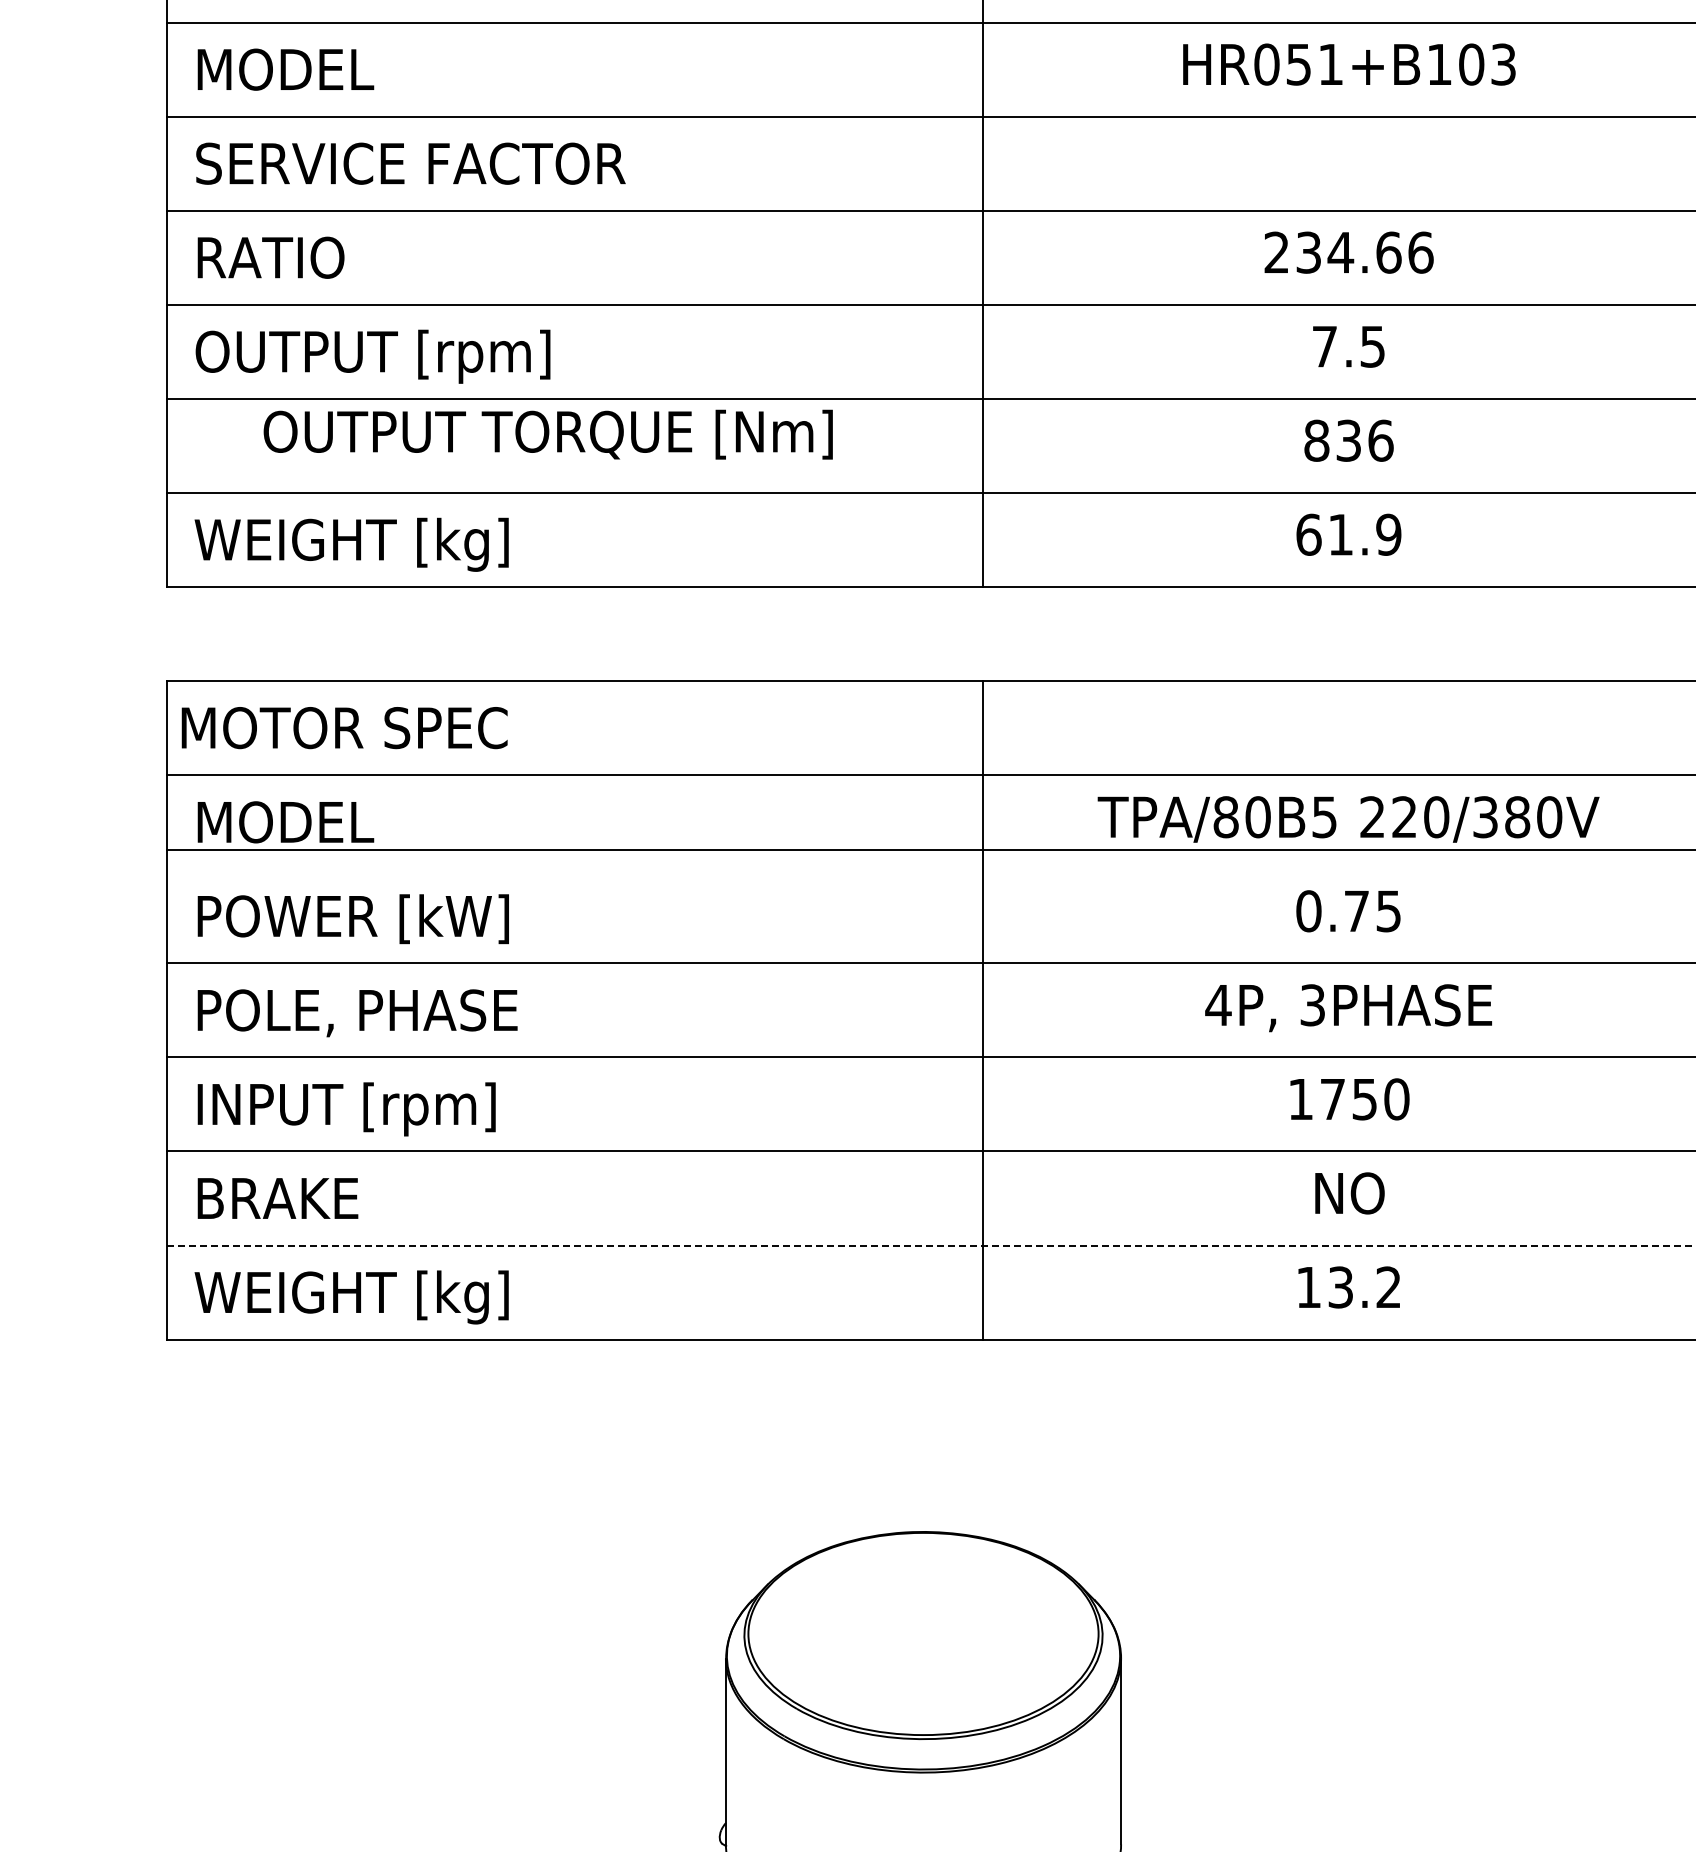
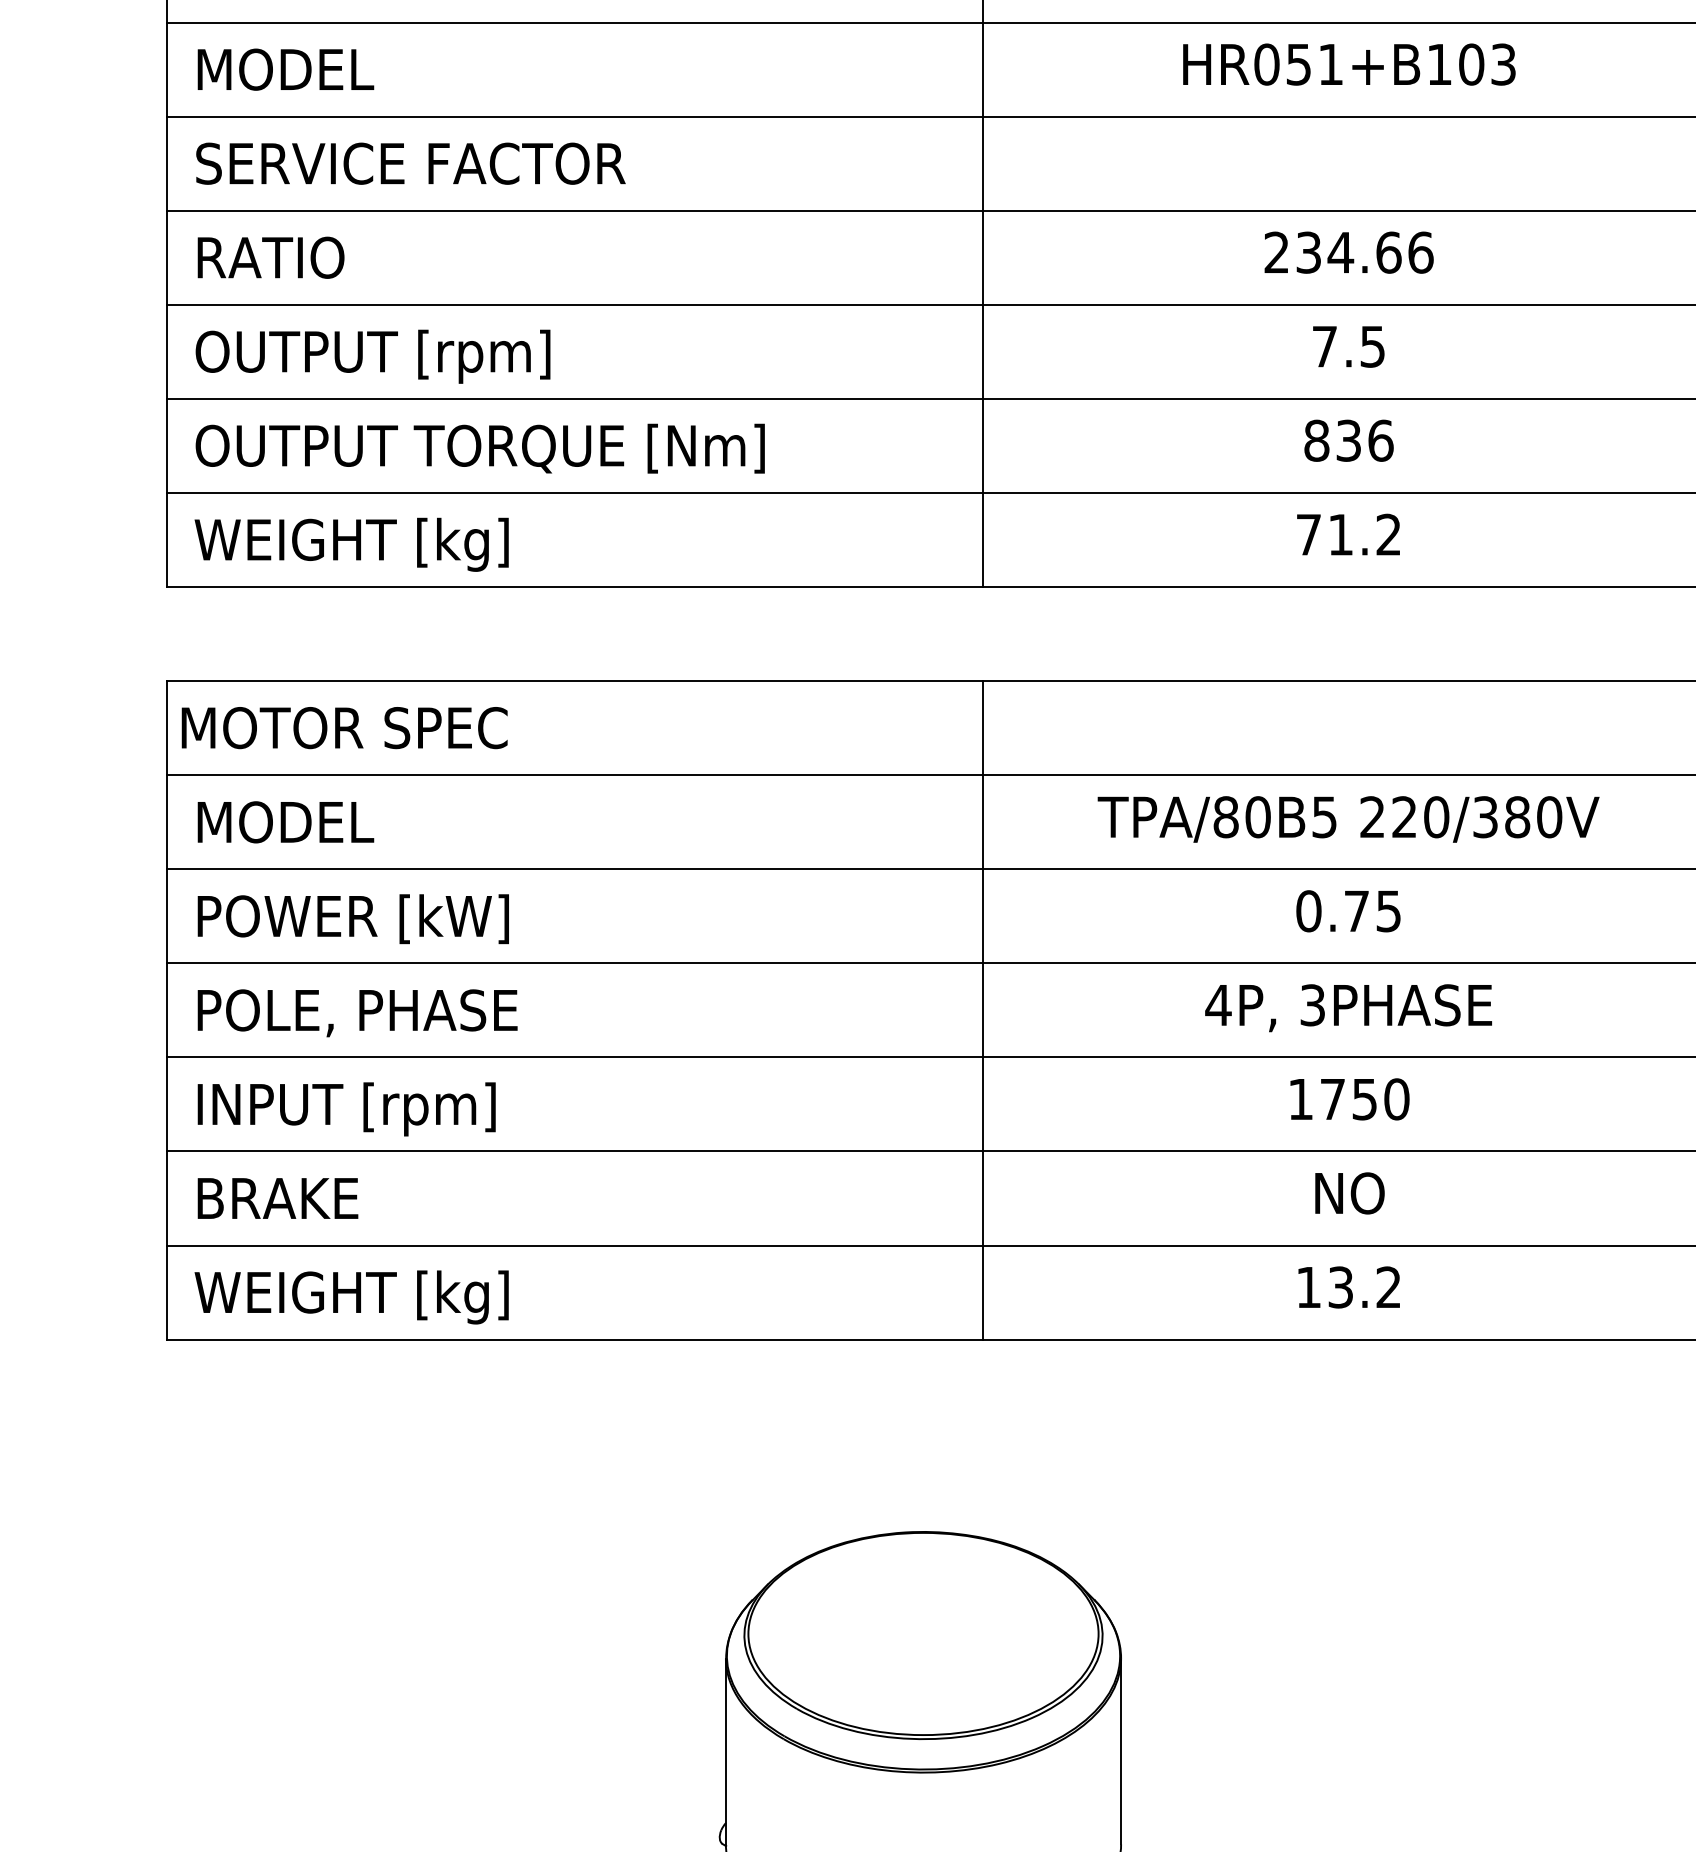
text position: (547, 434) -> (479, 448) (479, 448)
text: 61.9 -> 71.2 (1348, 534)
line position: (929, 850) -> (929, 869) (929, 869)
line: dashed -> solid (931, 1245)
